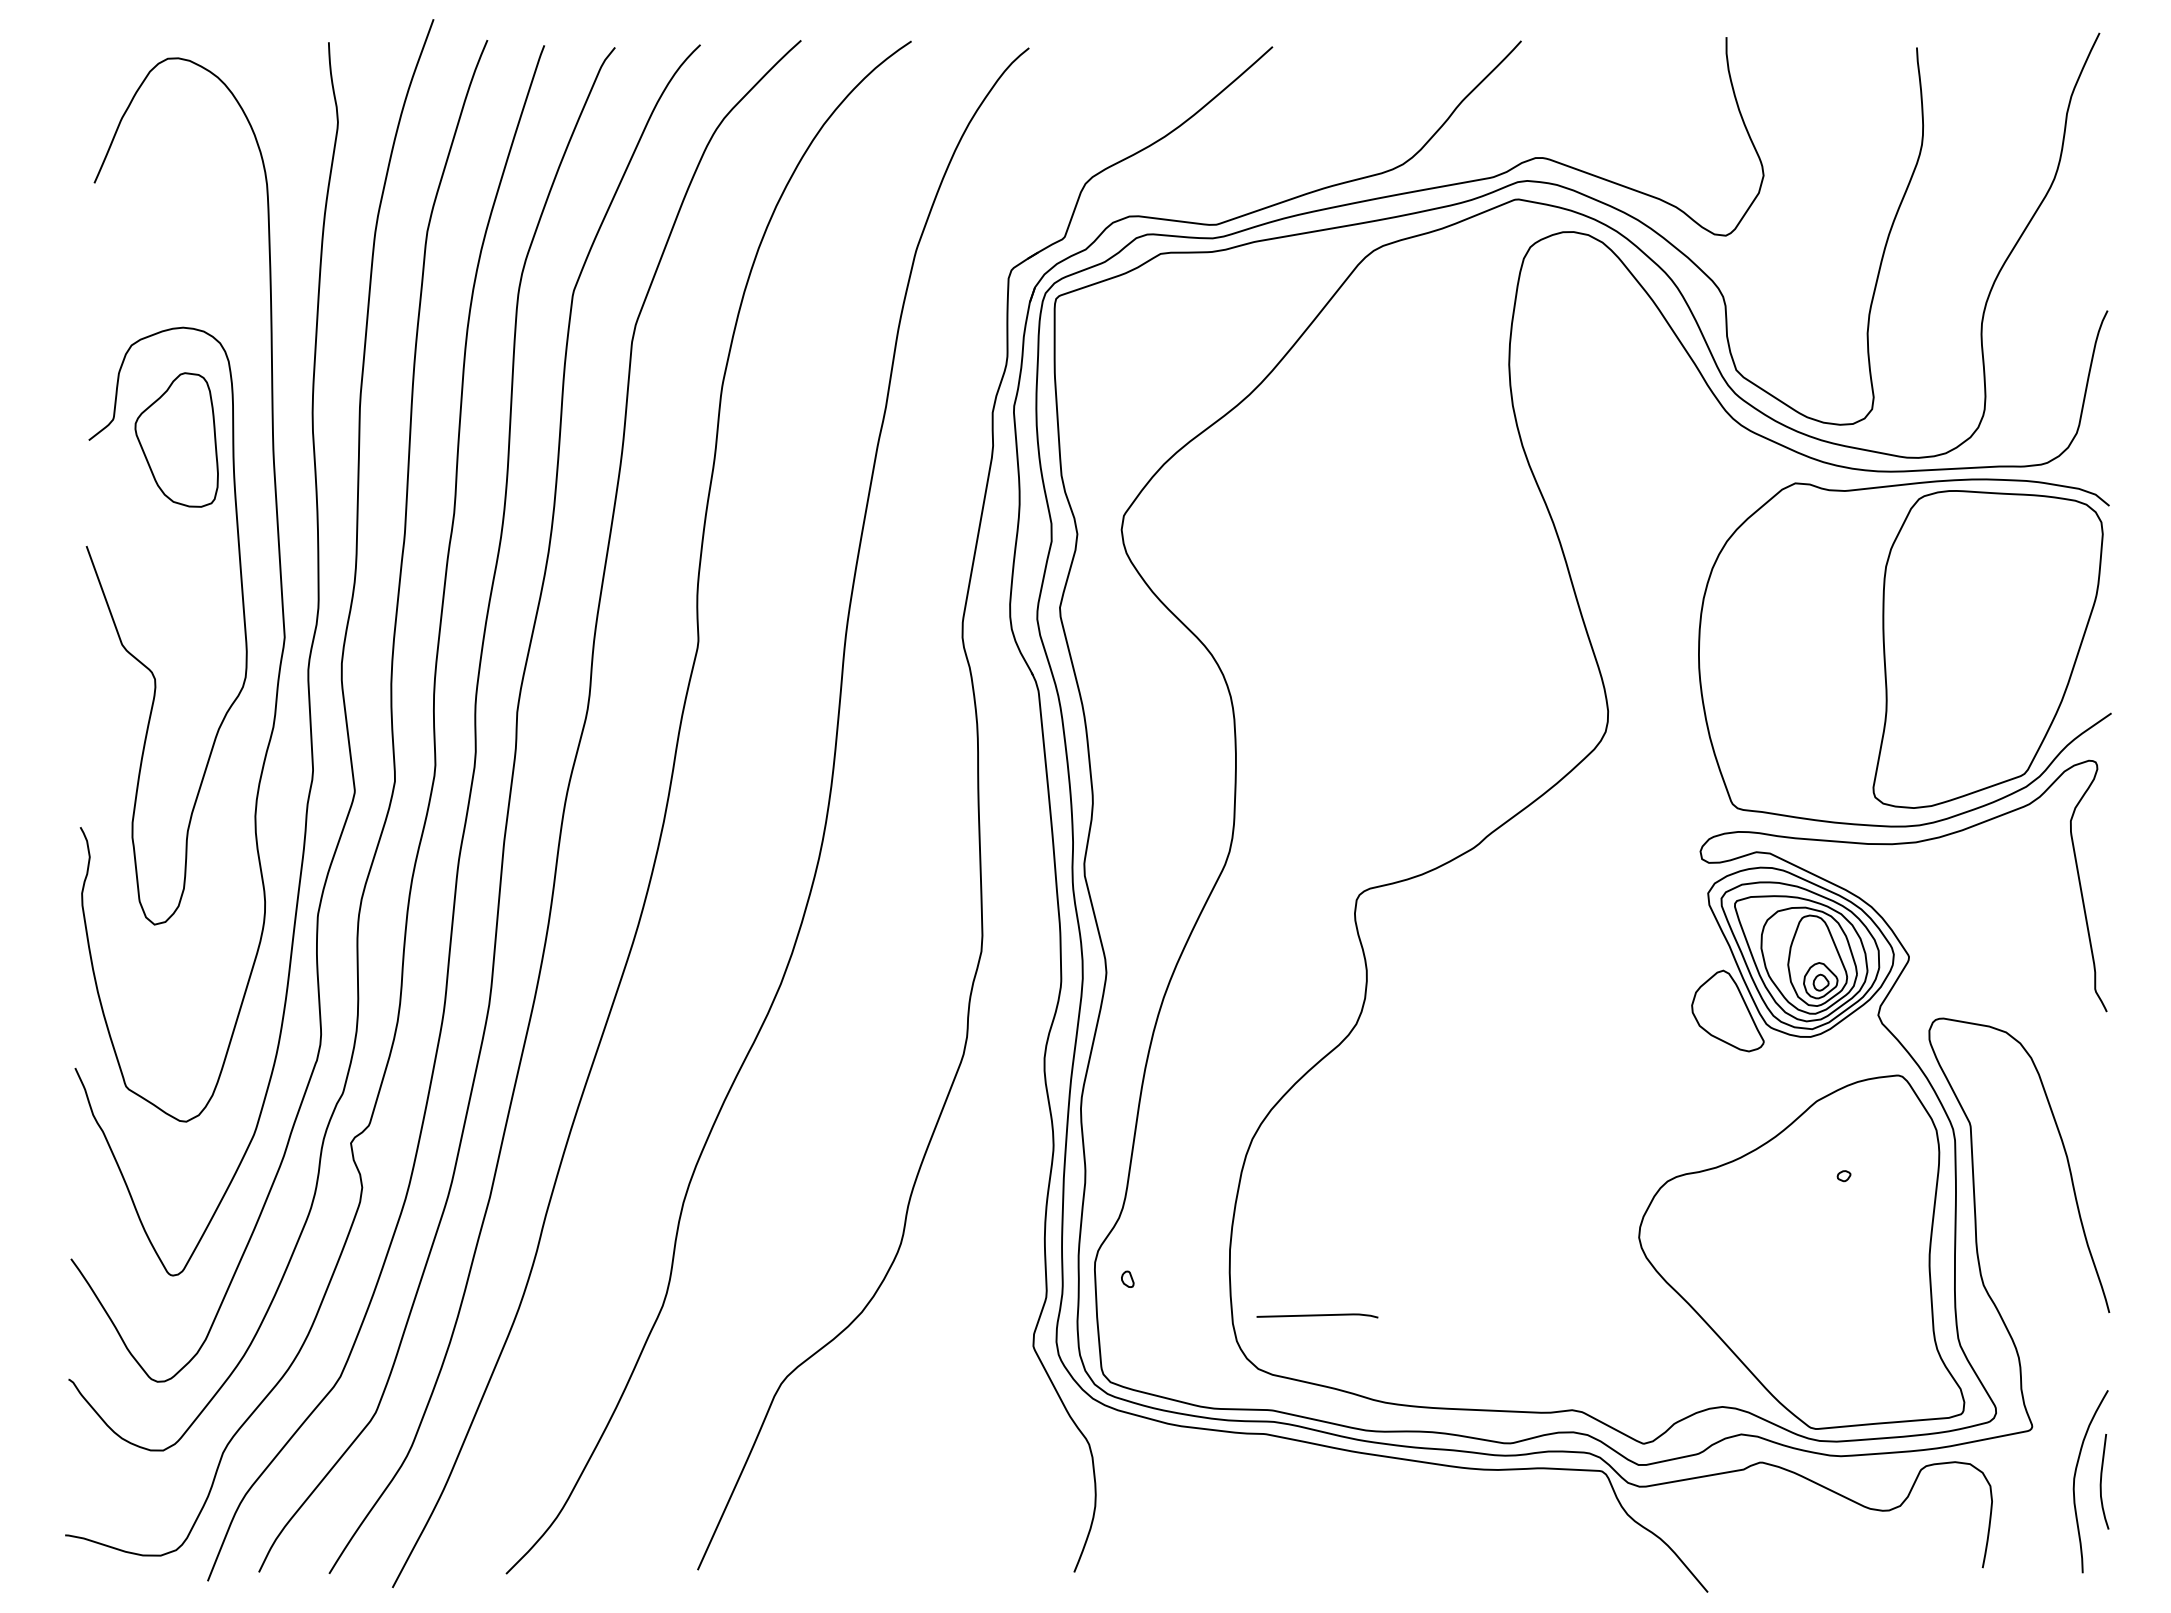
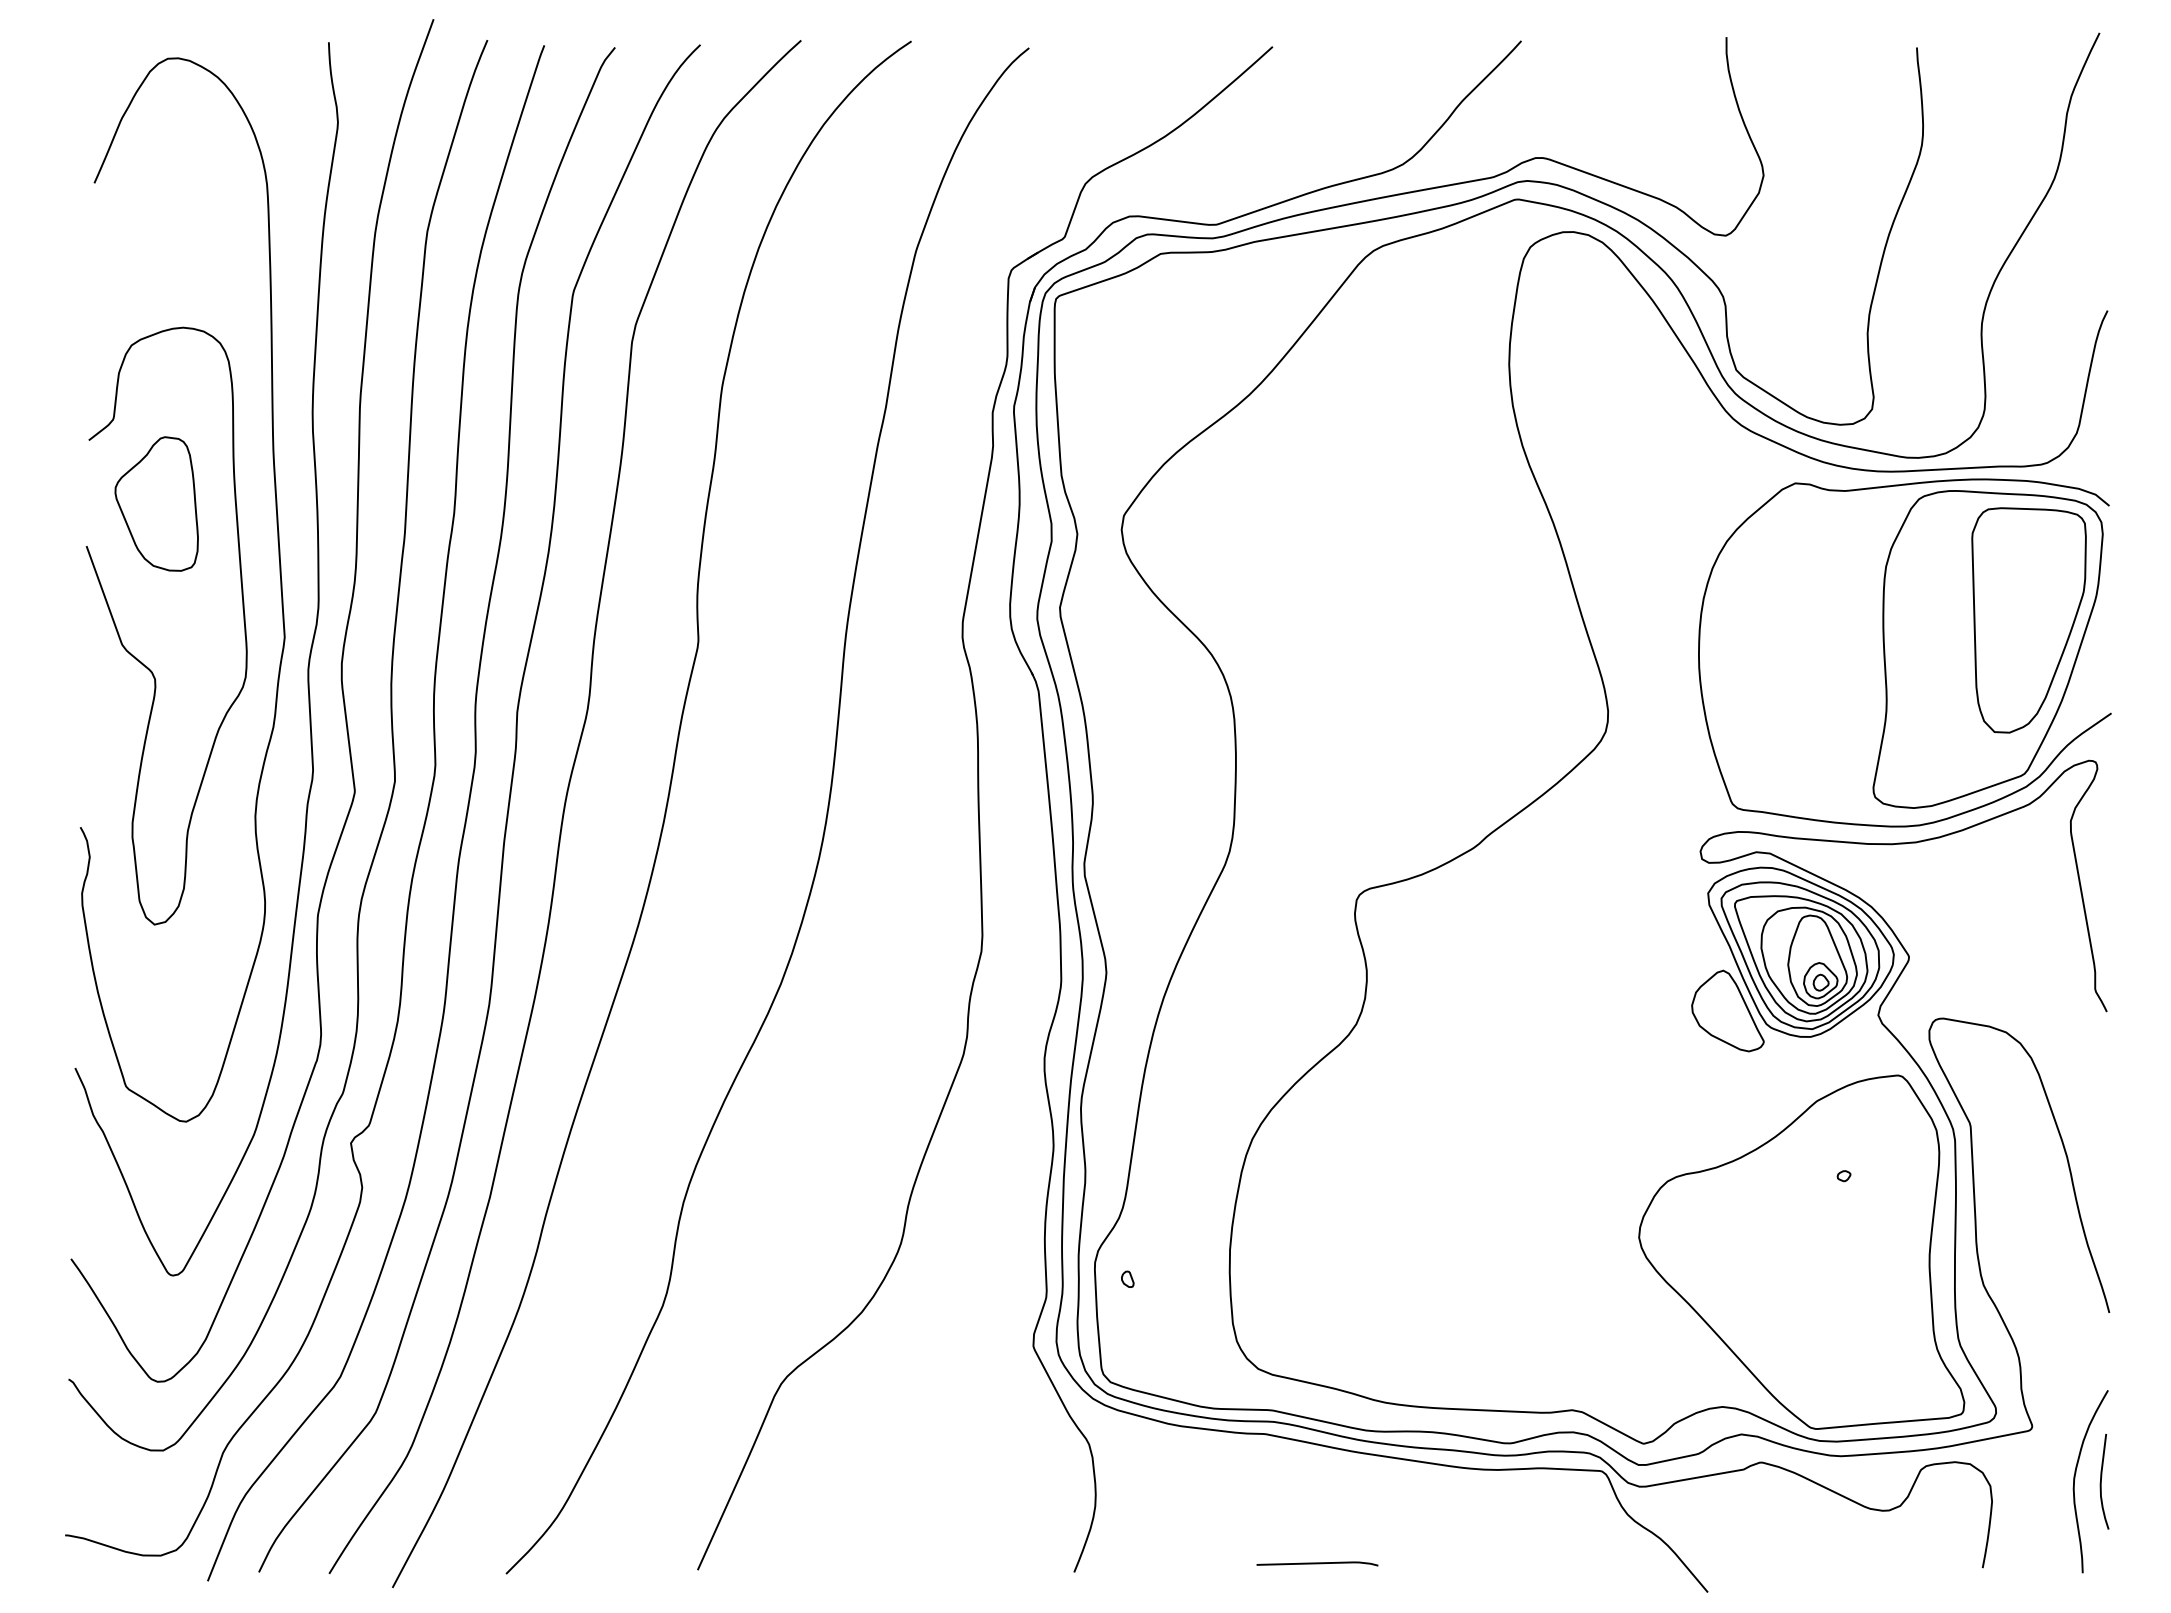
part position: (176, 439) -> (156, 503) (156, 503)
part: none -> present (2028, 620)
line position: (1317, 1315) -> (1317, 1563) (1317, 1563)
